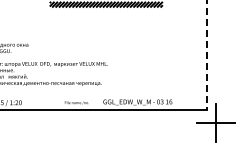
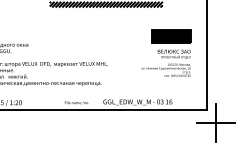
part: none -> present (166, 52)
line: dashed -> solid (206, 55)
